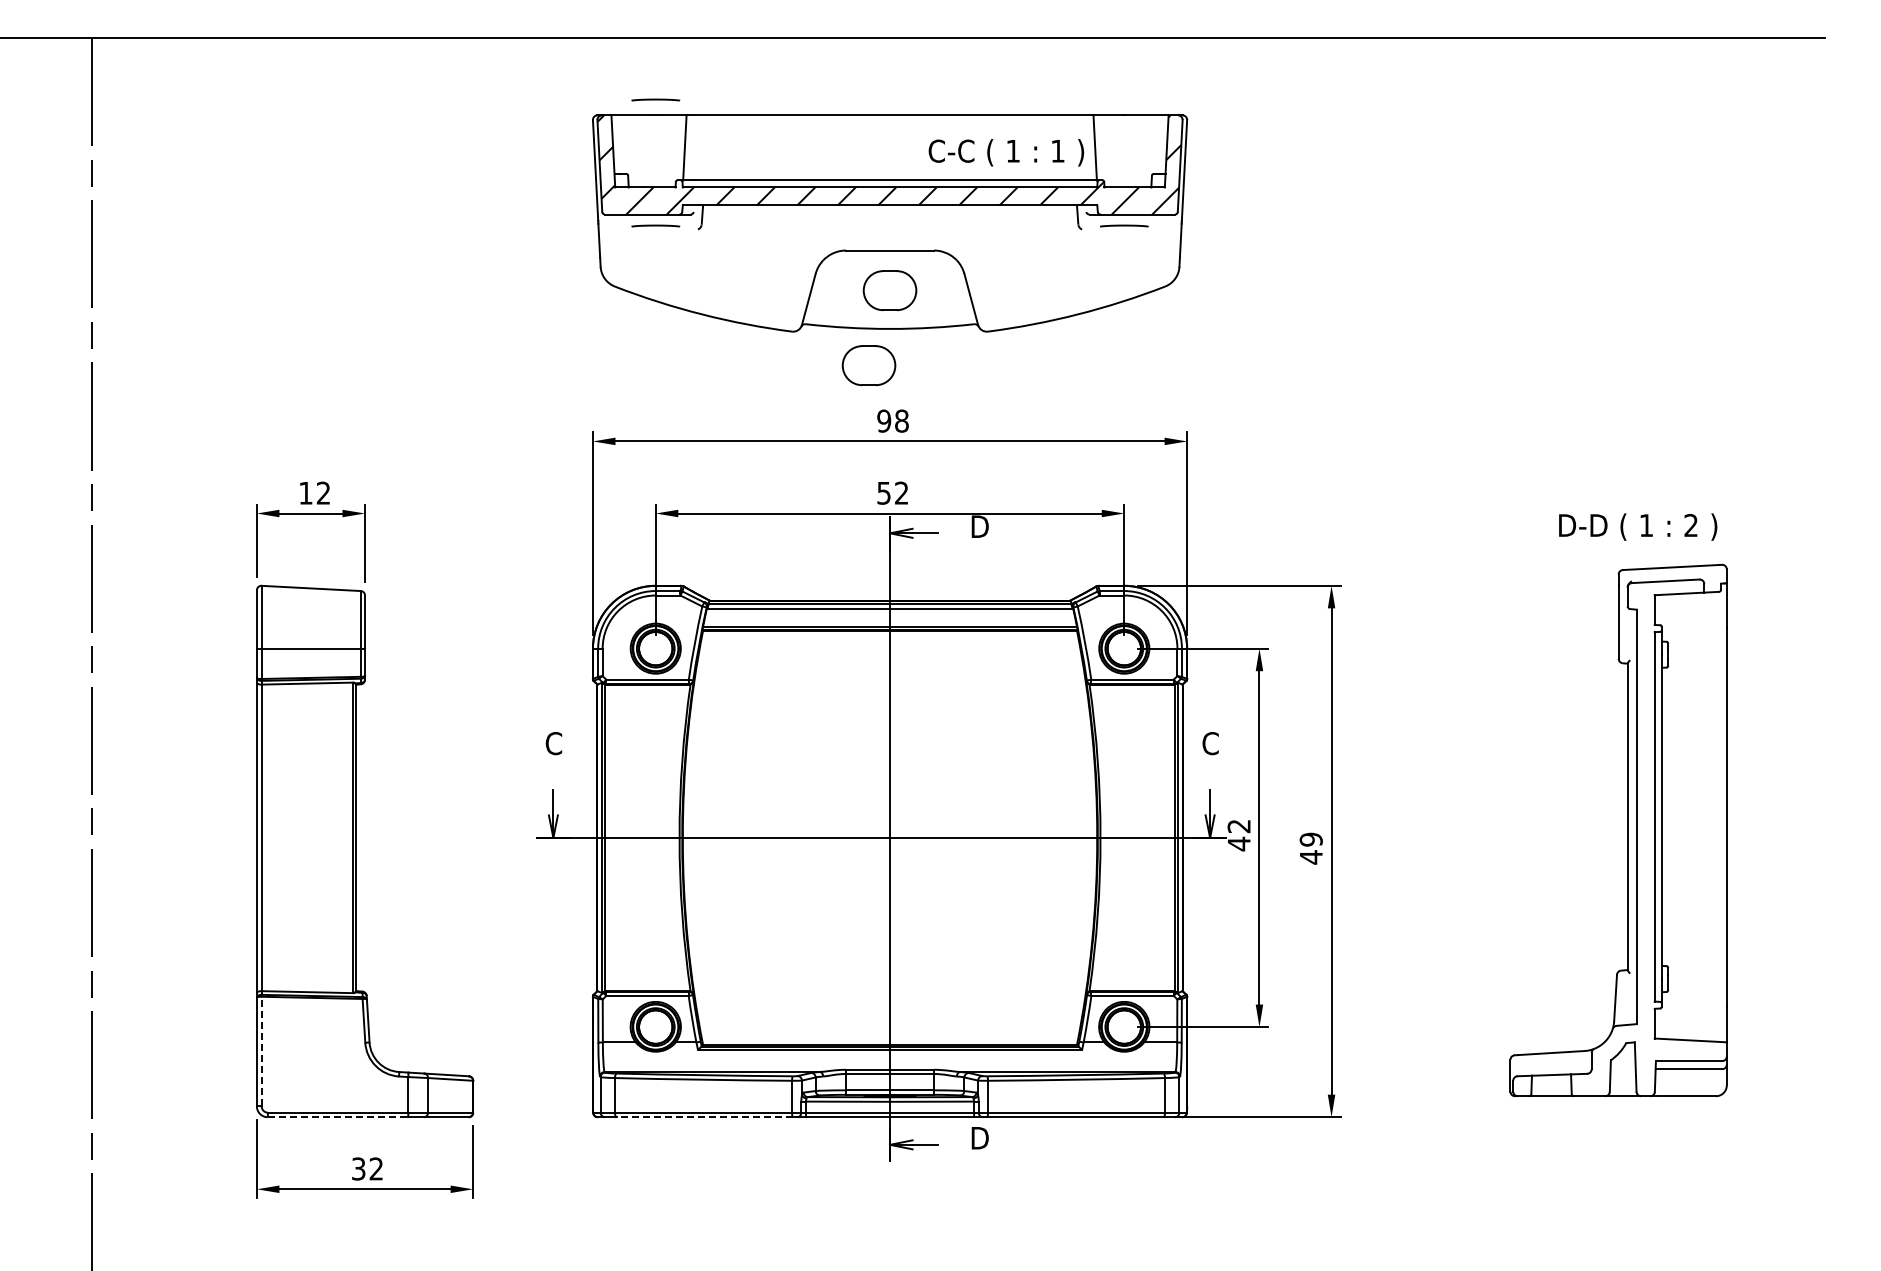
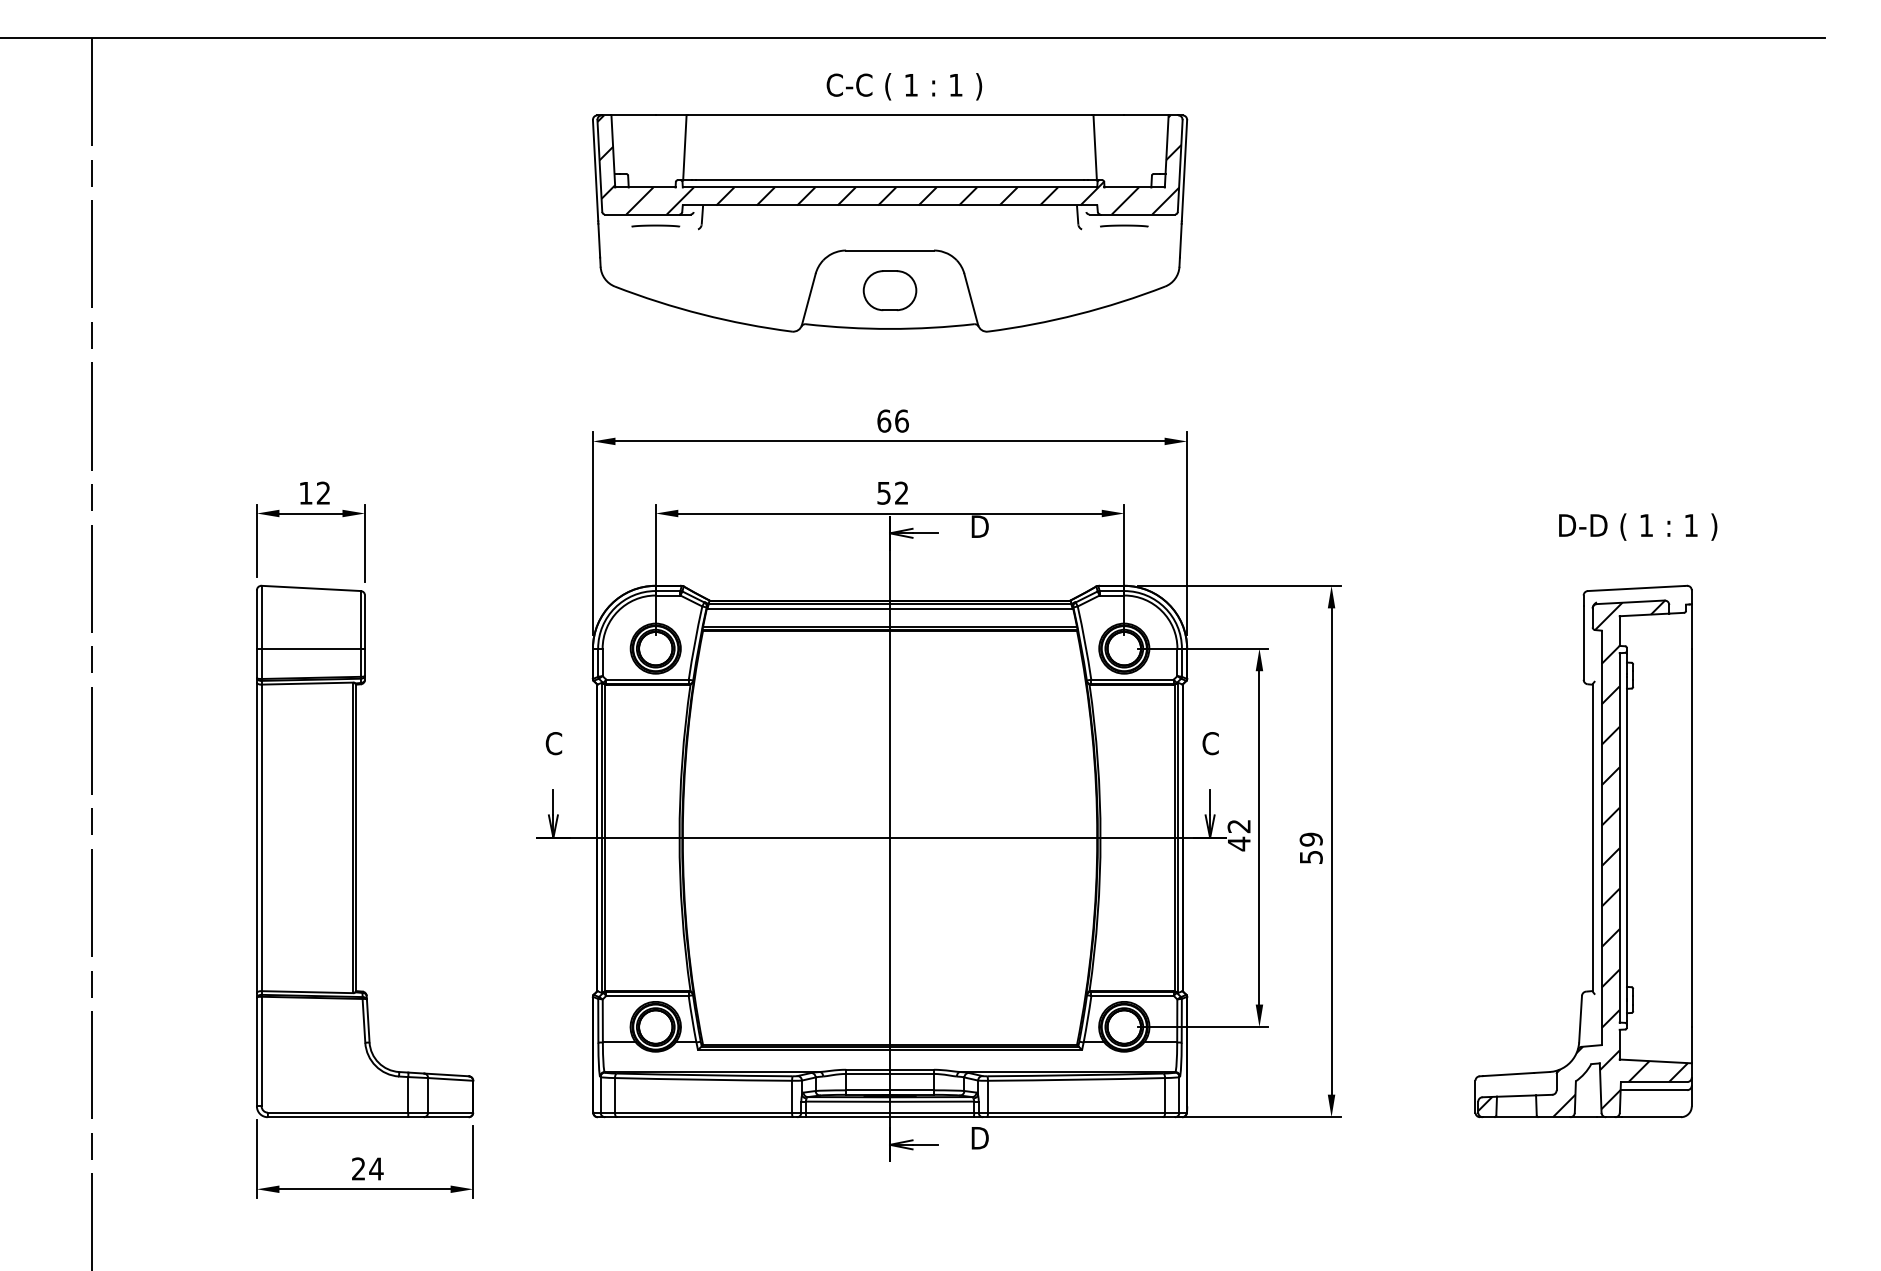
line: present -> none (655, 99)
text position: (1006, 152) -> (904, 86) (904, 86)
part: present -> none (868, 365)
text: 98 -> 66 (892, 420)
text: 2 -> 1 (1690, 524)
part position: (1627, 830) -> (1592, 851) (1592, 851)
text: 49 -> 59 (1311, 857)
line: dashed -> solid (261, 1051)
line: dashed -> solid (338, 1117)
line: dashed -> solid (704, 1117)
text: 32 -> 24 (367, 1168)
